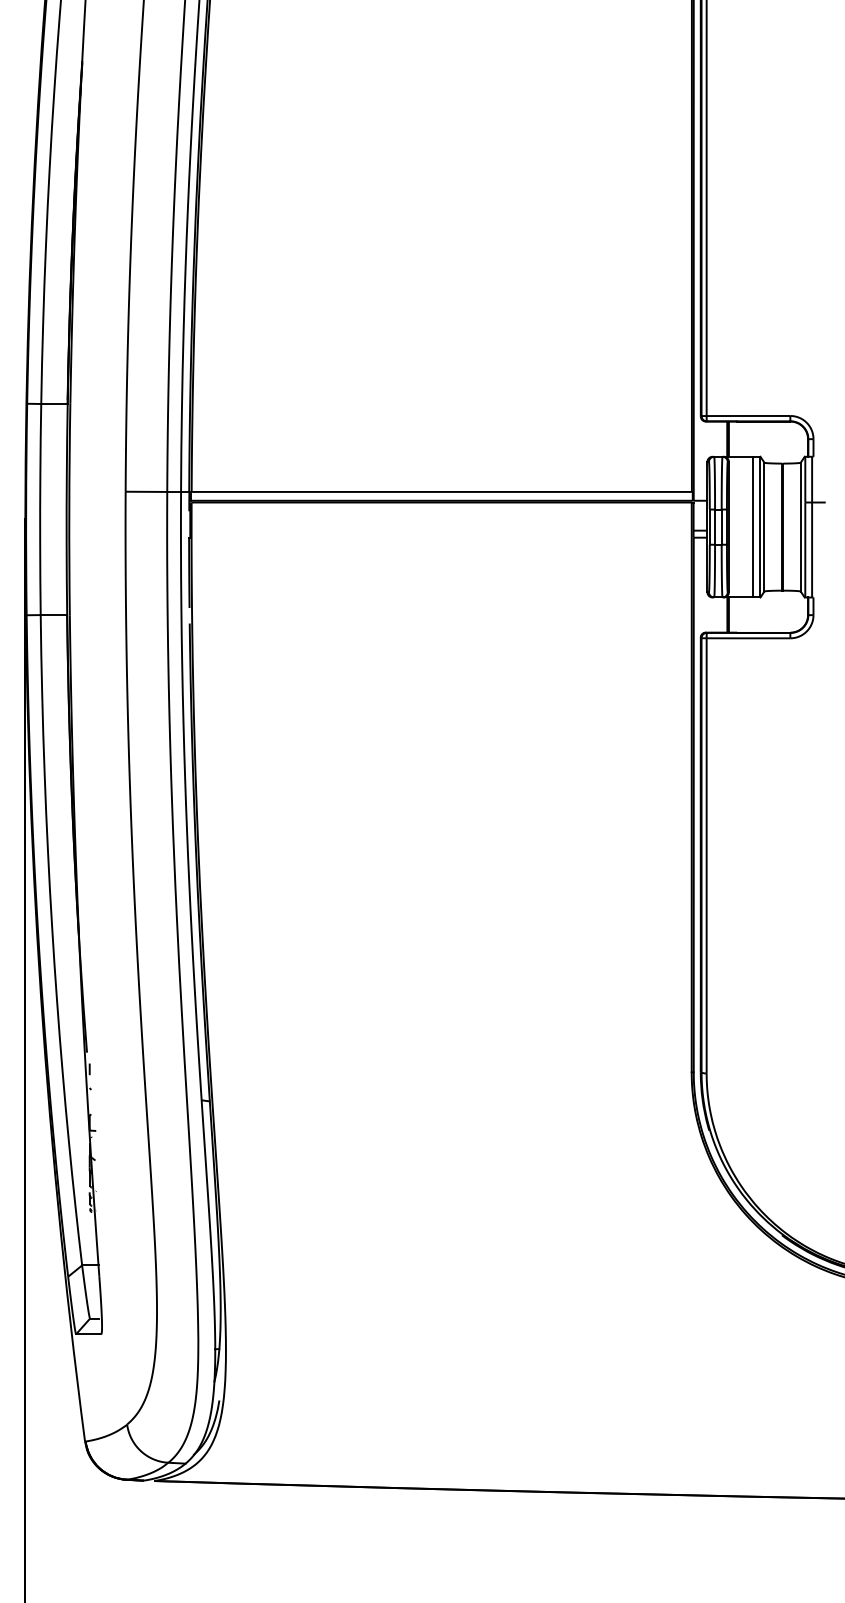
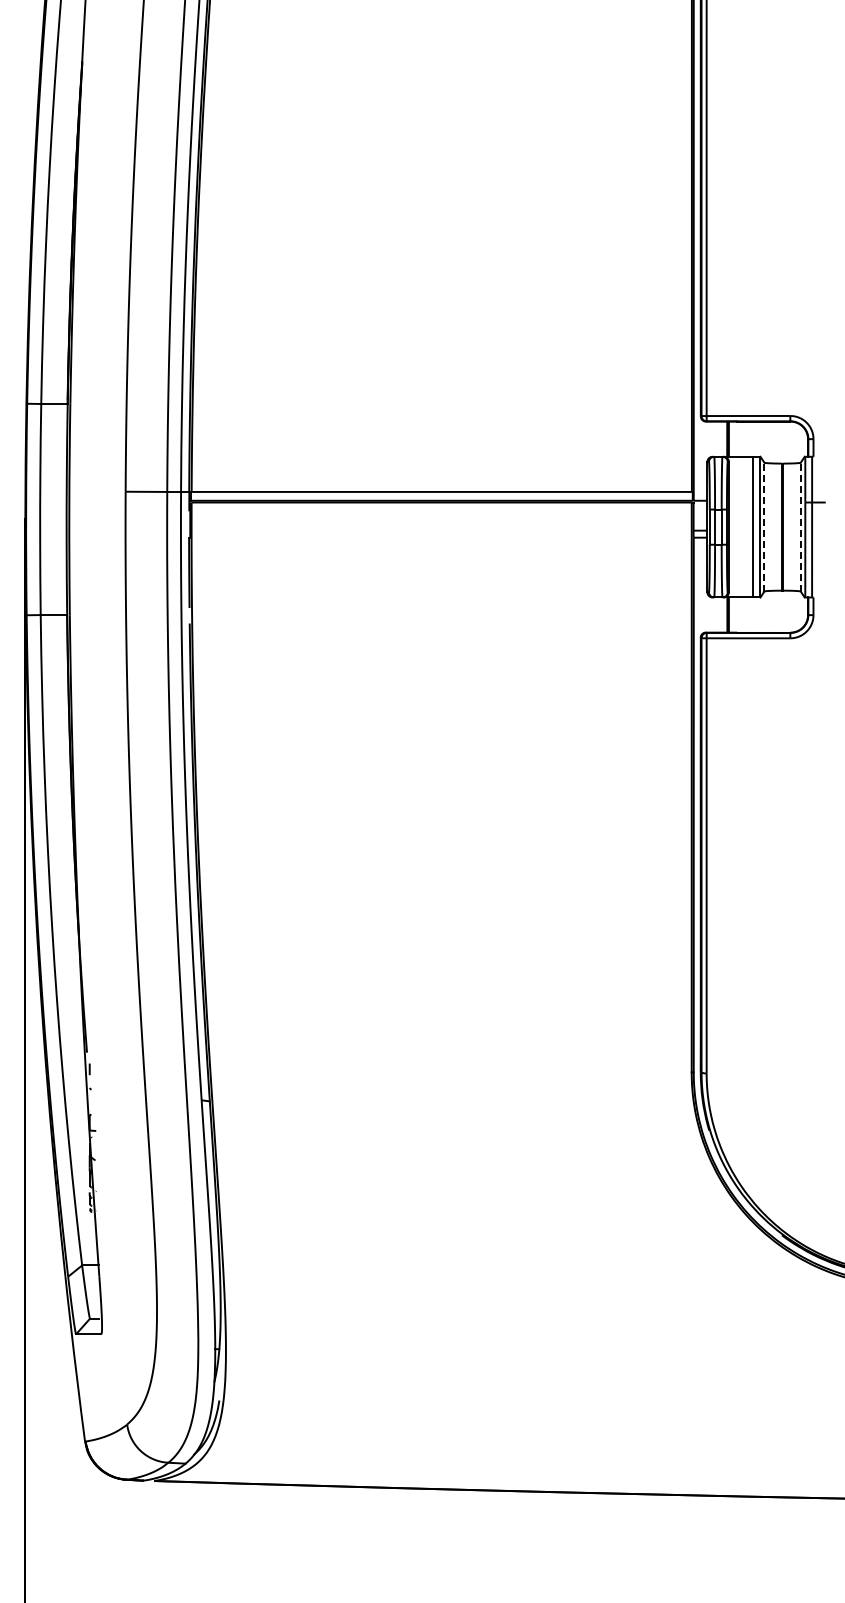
line: solid -> dashed (764, 526)
line: solid -> dashed (800, 526)
